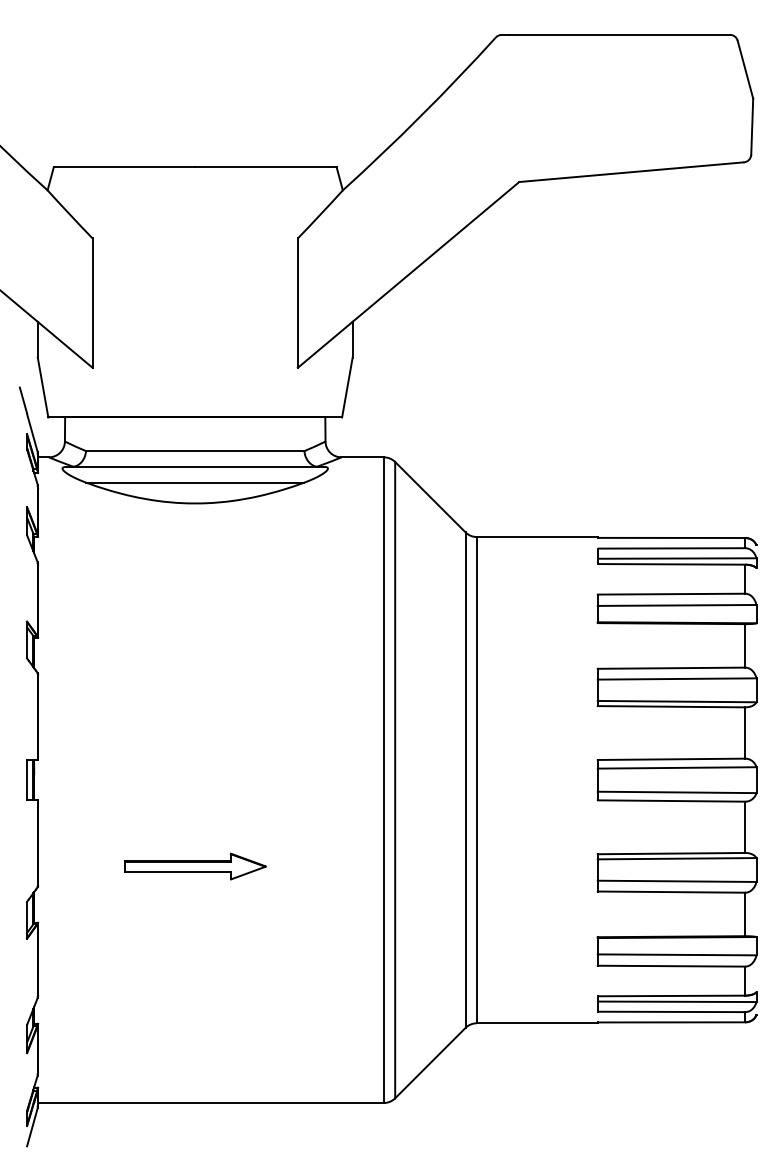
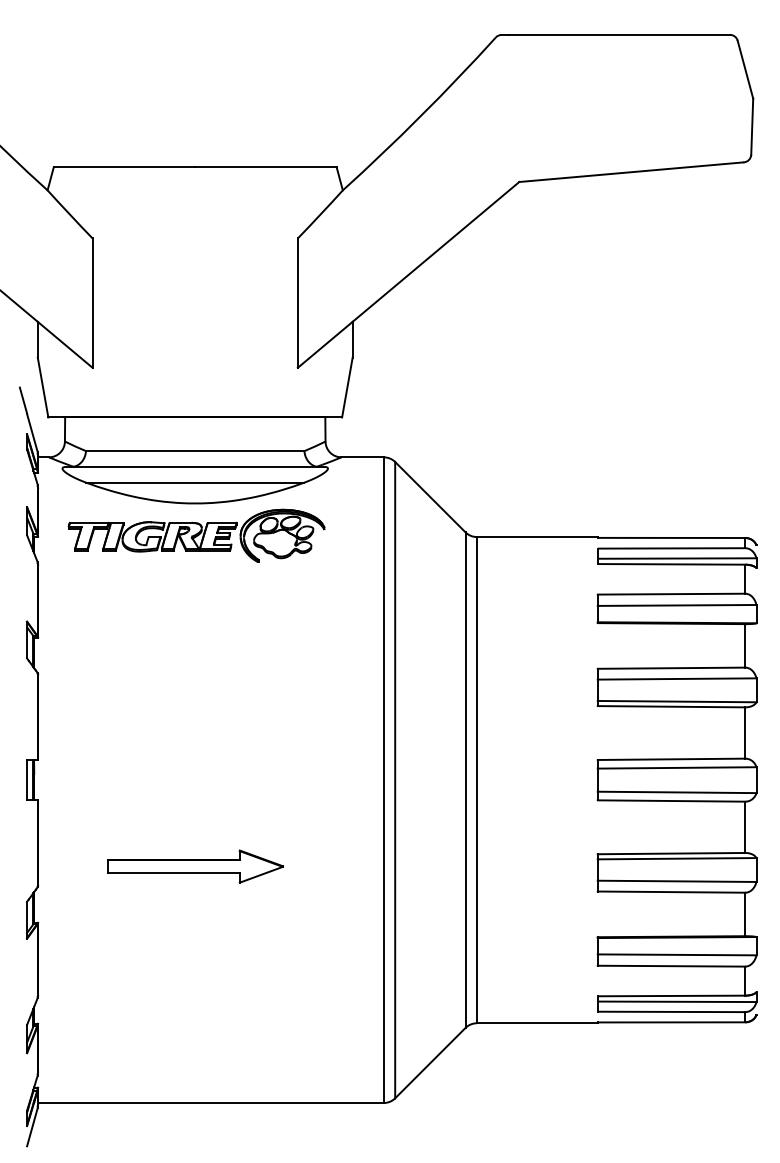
part: none -> present (196, 535)
part size: 143x29 px -> 177x35 px (195, 866)
